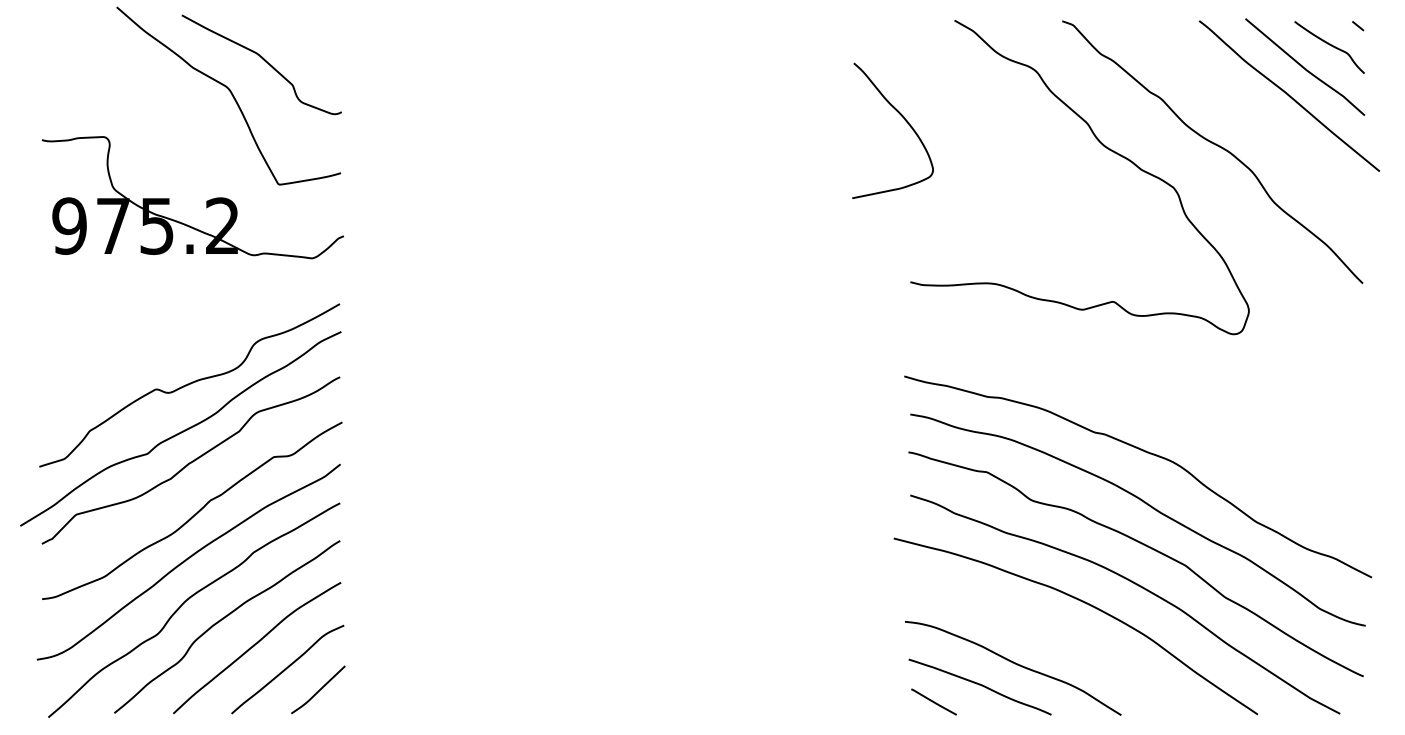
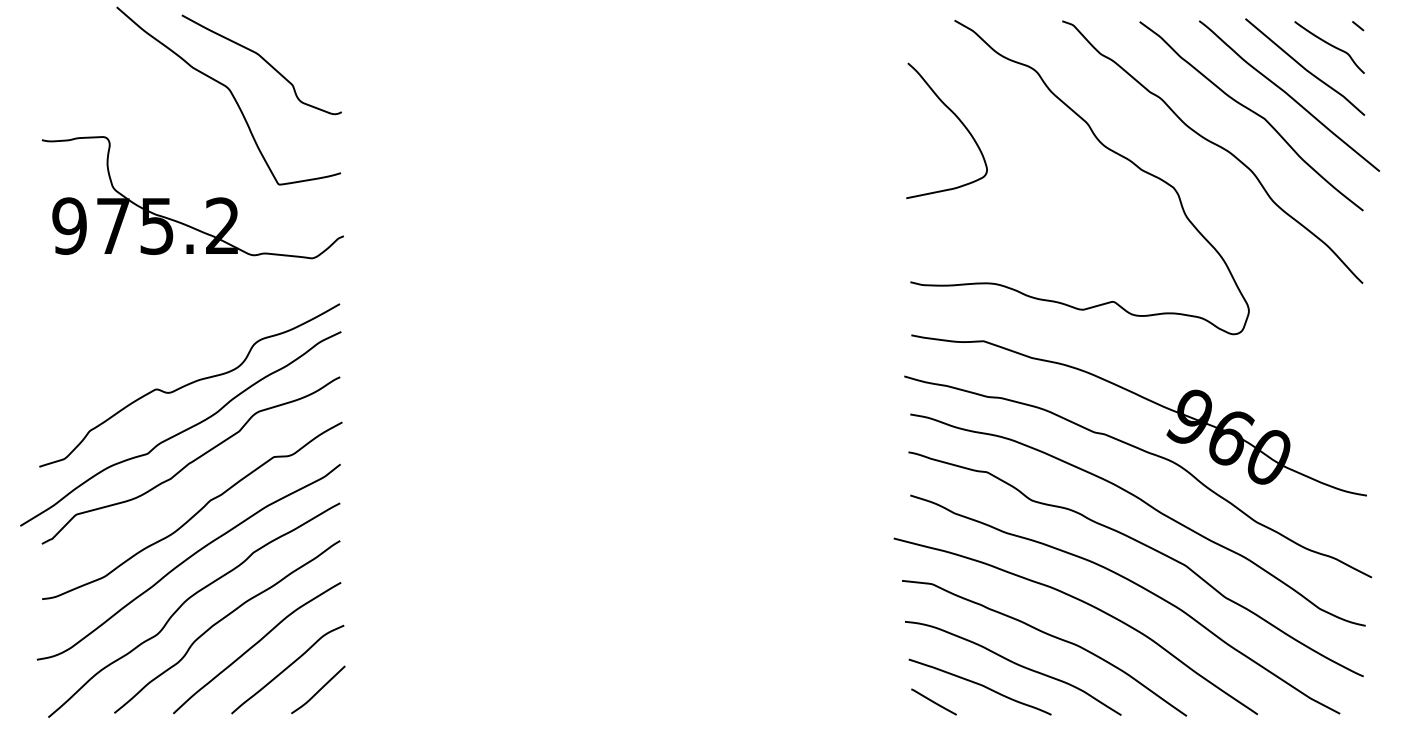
curve: none -> present (1253, 113)
curve position: (905, 121) -> (959, 121) (959, 121)
part: none -> present (1144, 399)
curve: none -> present (1050, 636)
